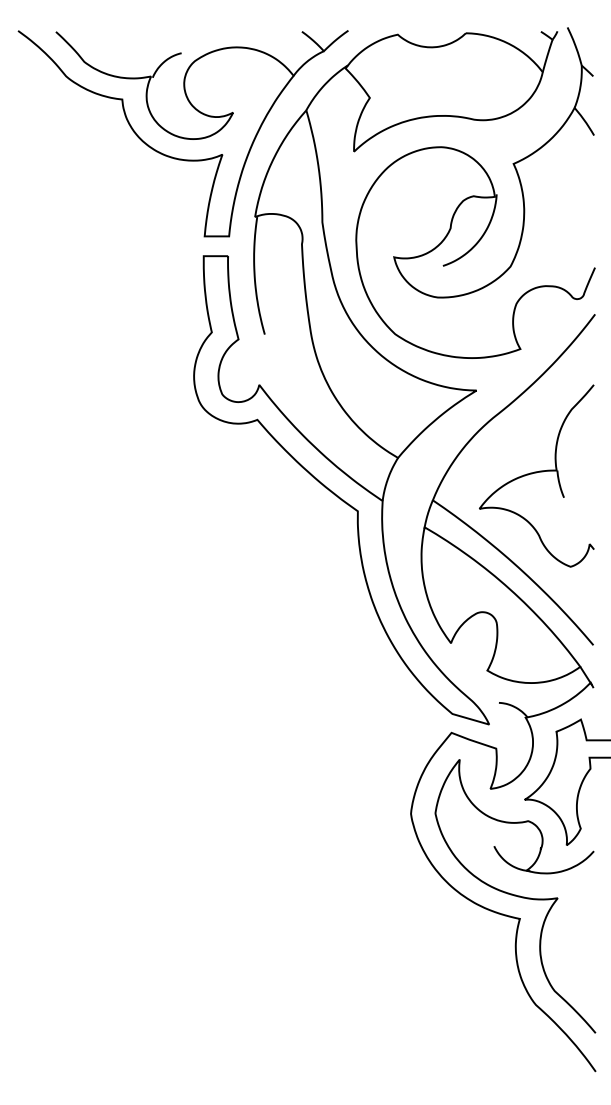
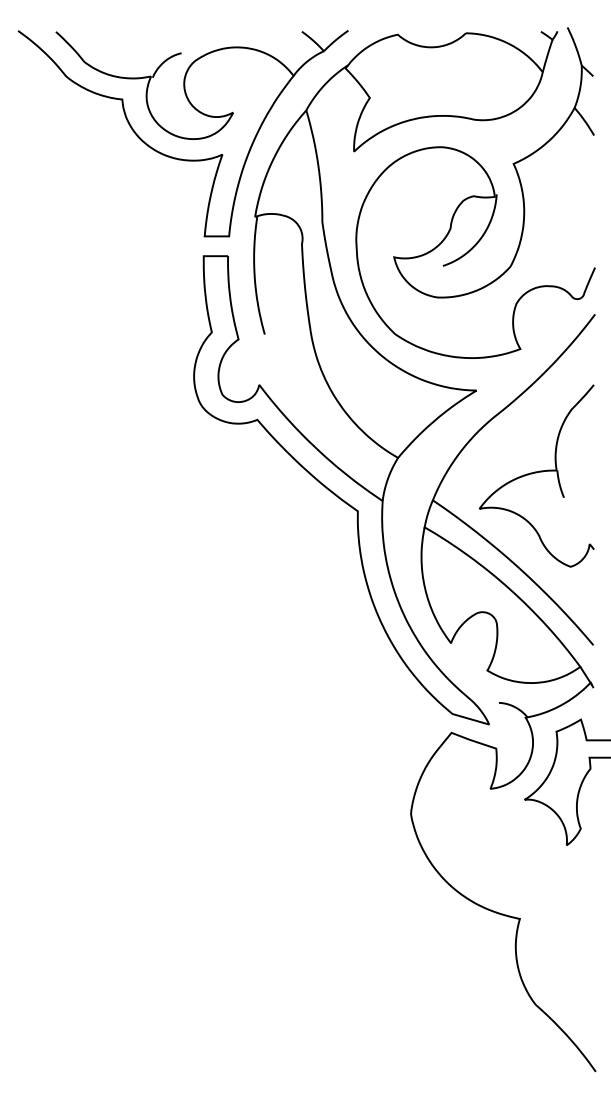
part: present -> none (515, 896)
